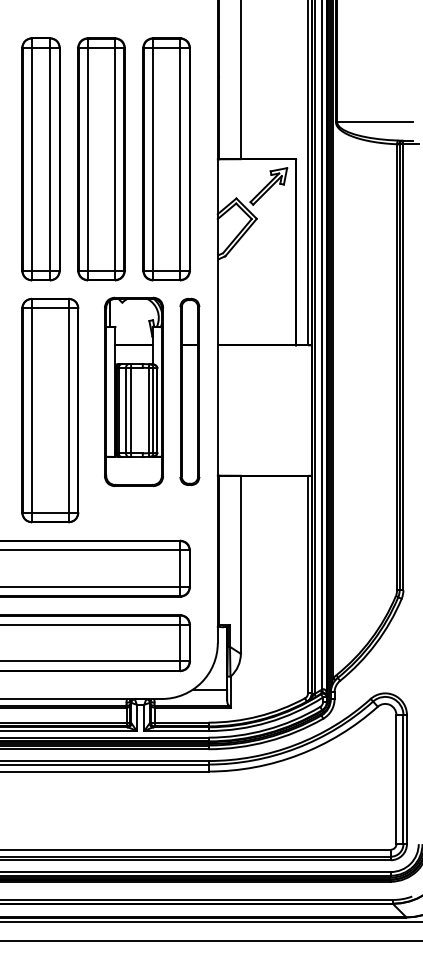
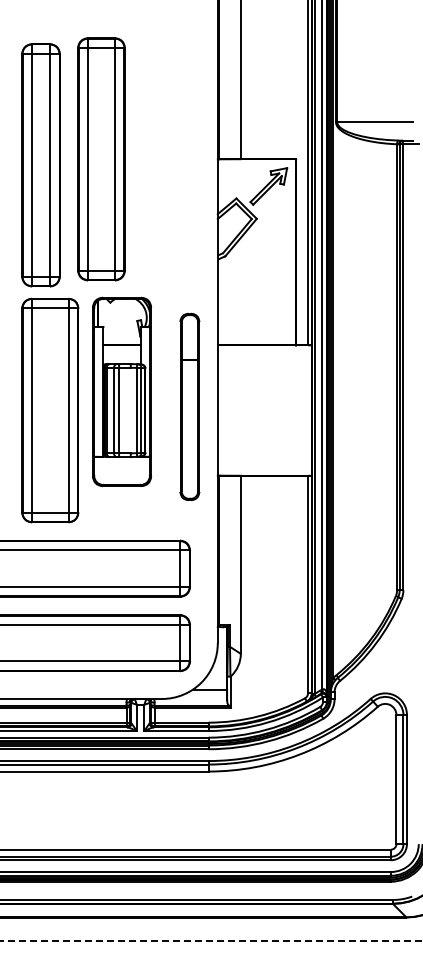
part position: (40, 159) -> (40, 165) (40, 165)
part: present -> none (166, 159)
part position: (134, 391) -> (122, 391) (122, 391)
part position: (189, 391) -> (189, 406) (189, 406)
line: present -> none (210, 922)
line: solid -> dashed (211, 940)
